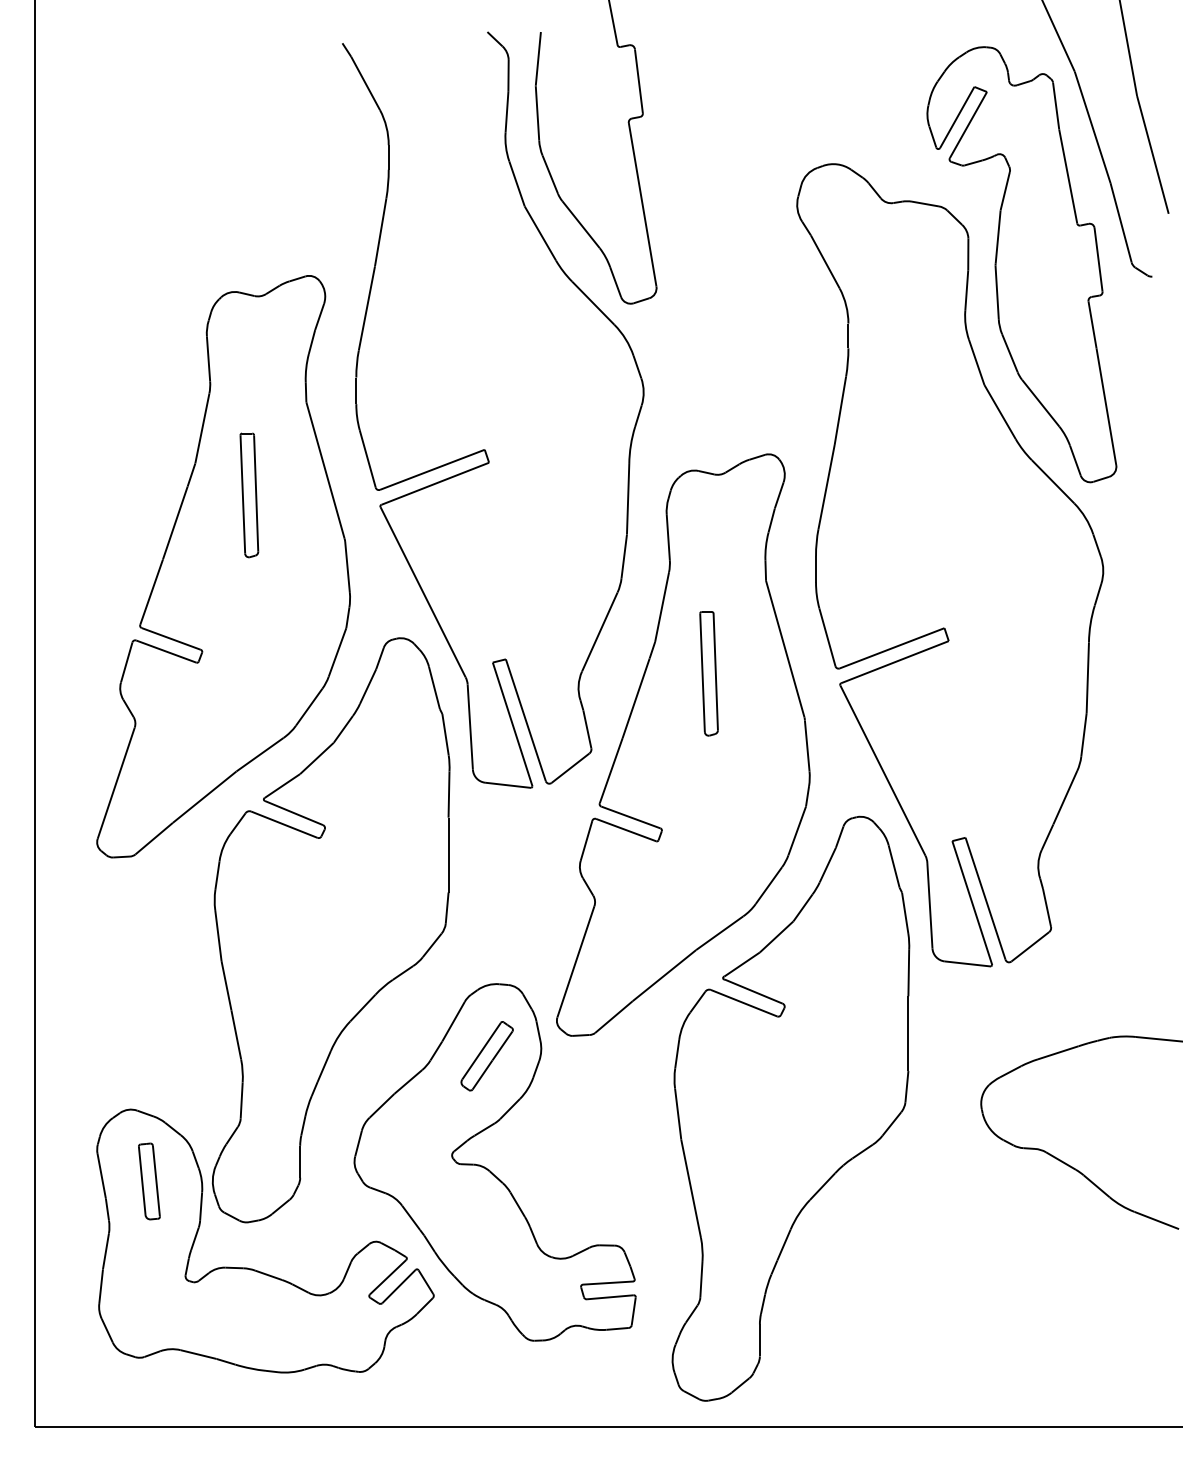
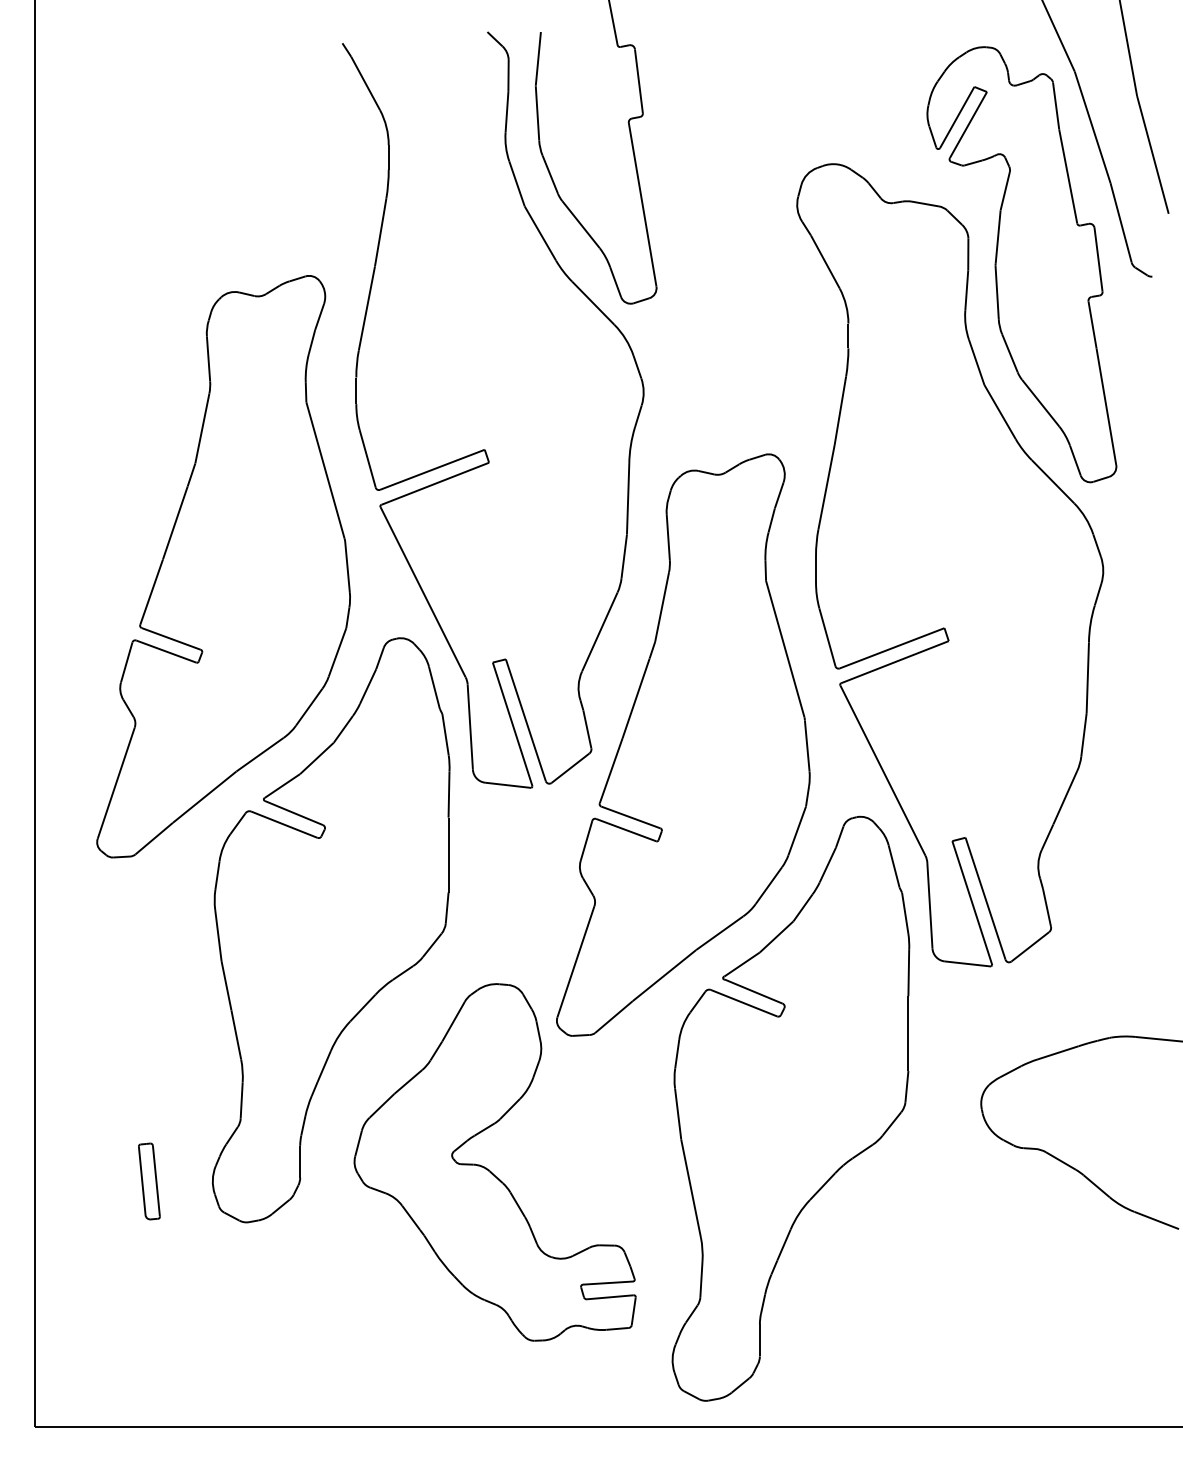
part: present -> none (249, 495)
part: present -> none (708, 673)
part: present -> none (486, 1056)
part: present -> none (255, 1269)
